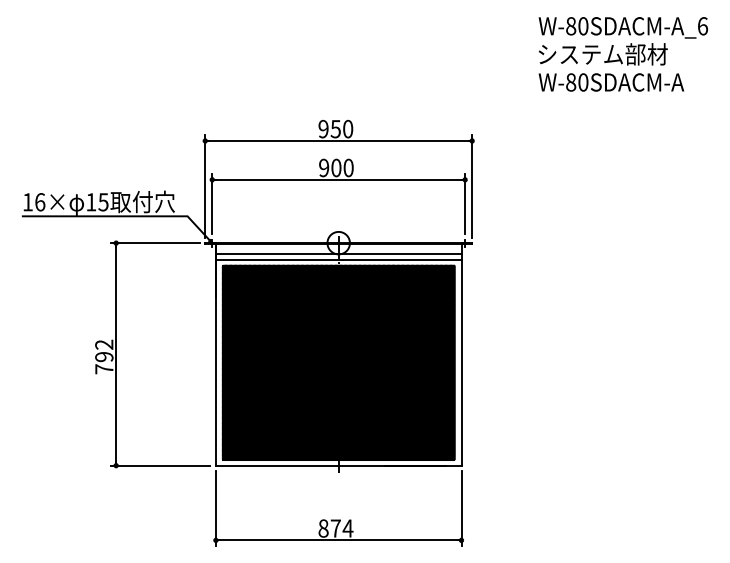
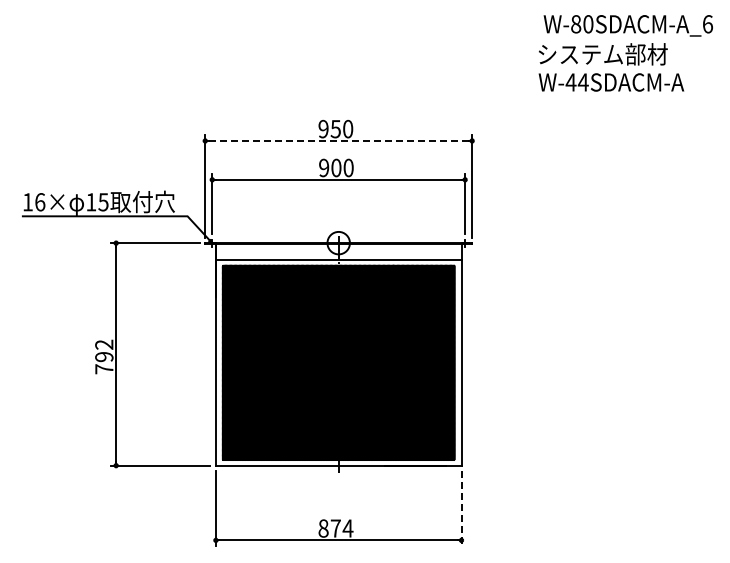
text position: (622, 27) -> (627, 25) (627, 25)
text: W-80SDACM-A -> W-44SDACM-A (576, 82)
line: solid -> dashed (338, 140)
line: present -> none (338, 254)
line: solid -> dashed (461, 509)
